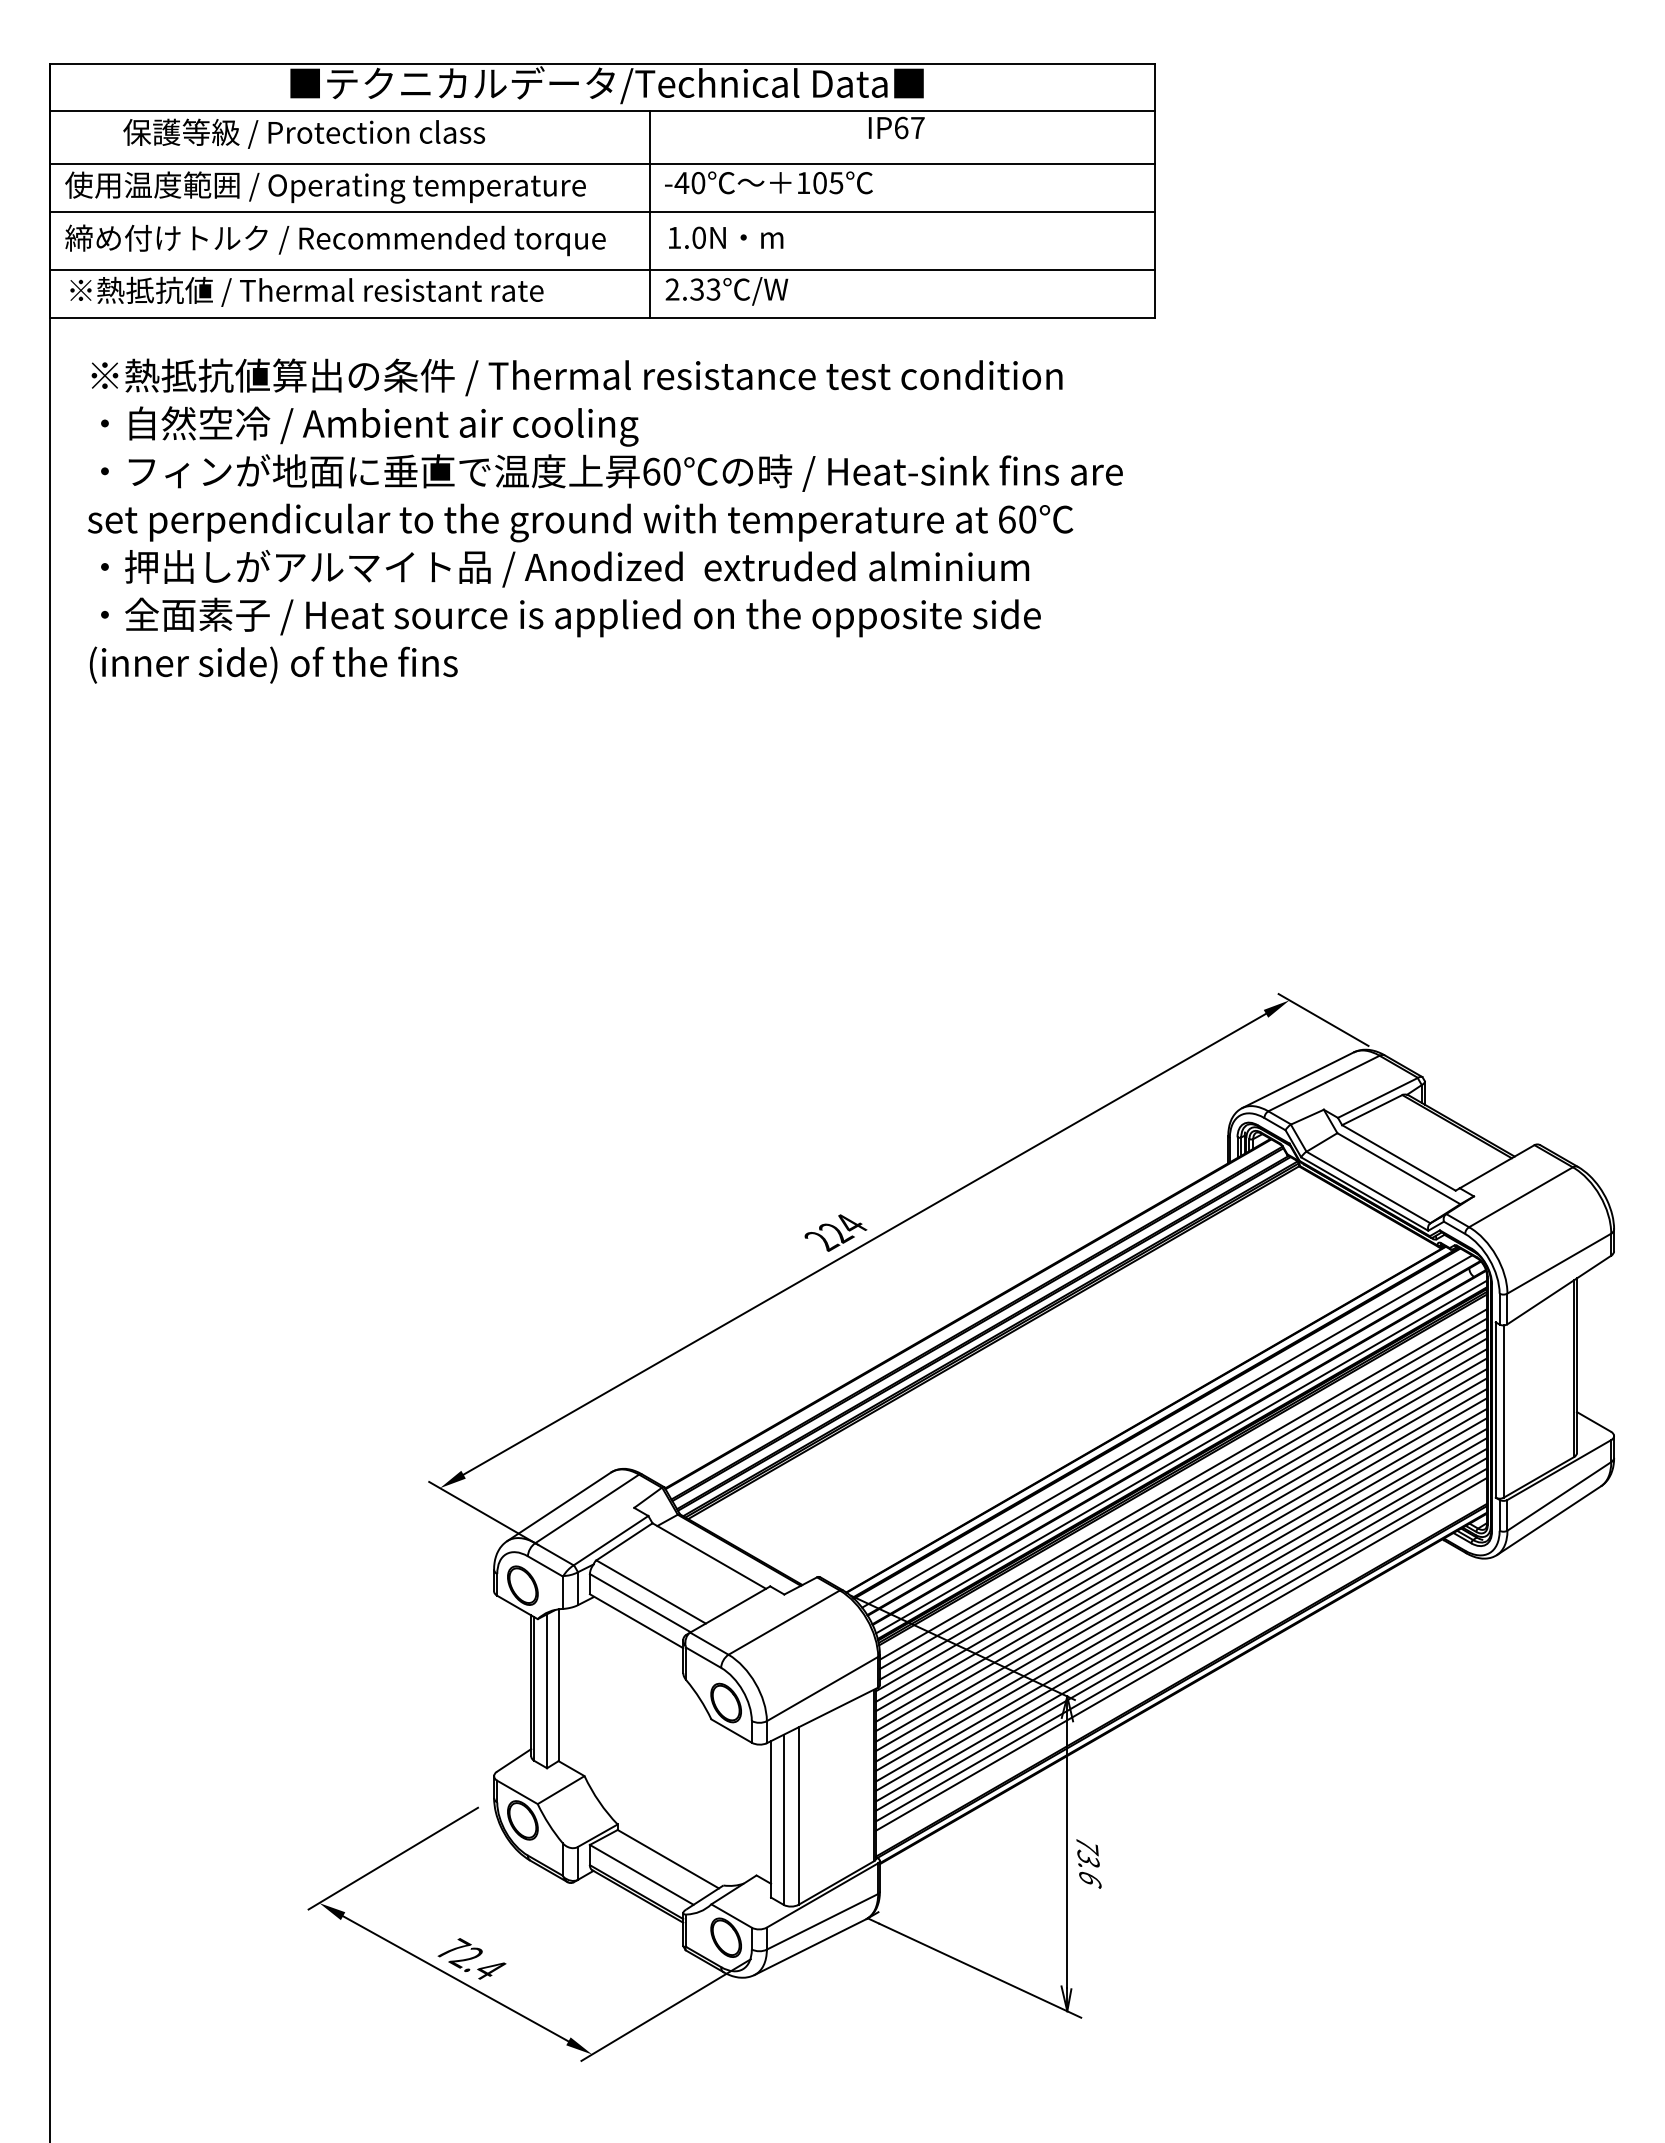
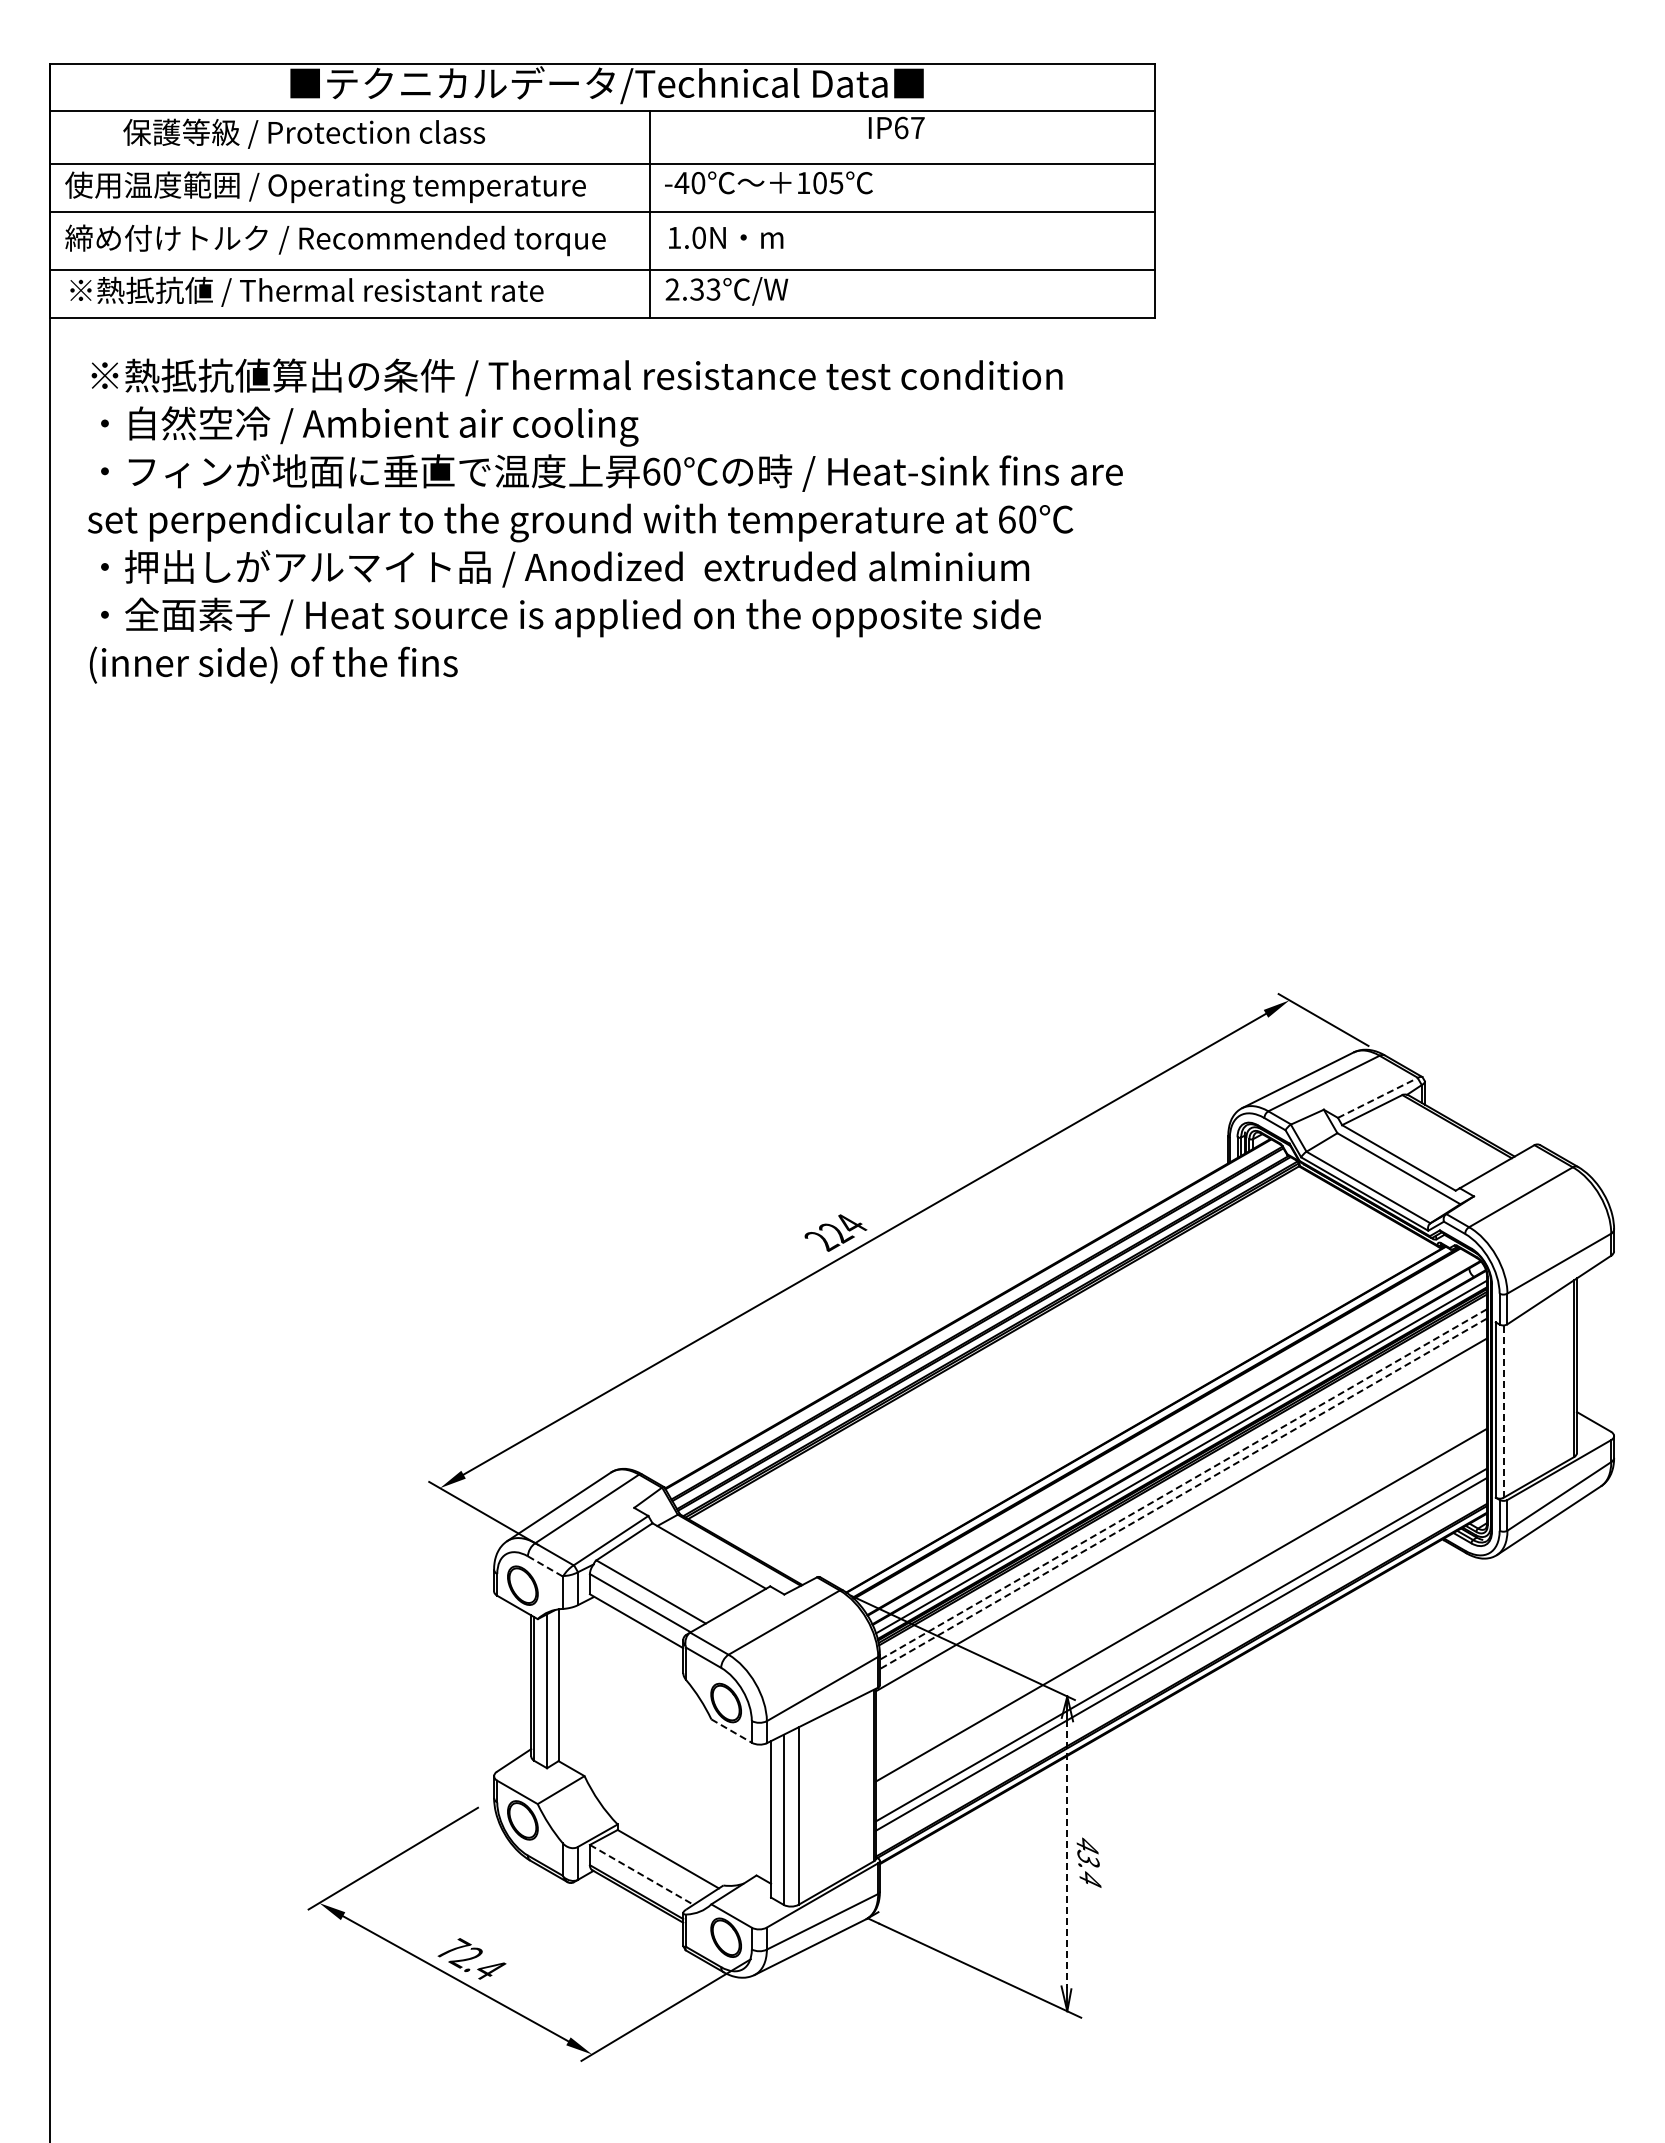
line: solid -> dashed (1377, 1097)
line: solid -> dashed (1503, 1411)
line: present -> none (1167, 1431)
line: solid -> dashed (1183, 1484)
line: solid -> dashed (1183, 1494)
line: present -> none (1182, 1504)
line: present -> none (1181, 1525)
line: present -> none (1181, 1534)
line: present -> none (1181, 1545)
line: present -> none (1181, 1554)
line: present -> none (1181, 1564)
line: solid -> dashed (545, 1566)
line: present -> none (1181, 1574)
line: present -> none (1181, 1584)
line: present -> none (1181, 1594)
line: present -> none (1181, 1614)
line: present -> none (1181, 1624)
line: present -> none (1181, 1634)
line: solid -> dashed (732, 1731)
line: solid -> dashed (1067, 1854)
text: 73.6 -> 43.4 (1088, 1862)
line: solid -> dashed (641, 1874)
